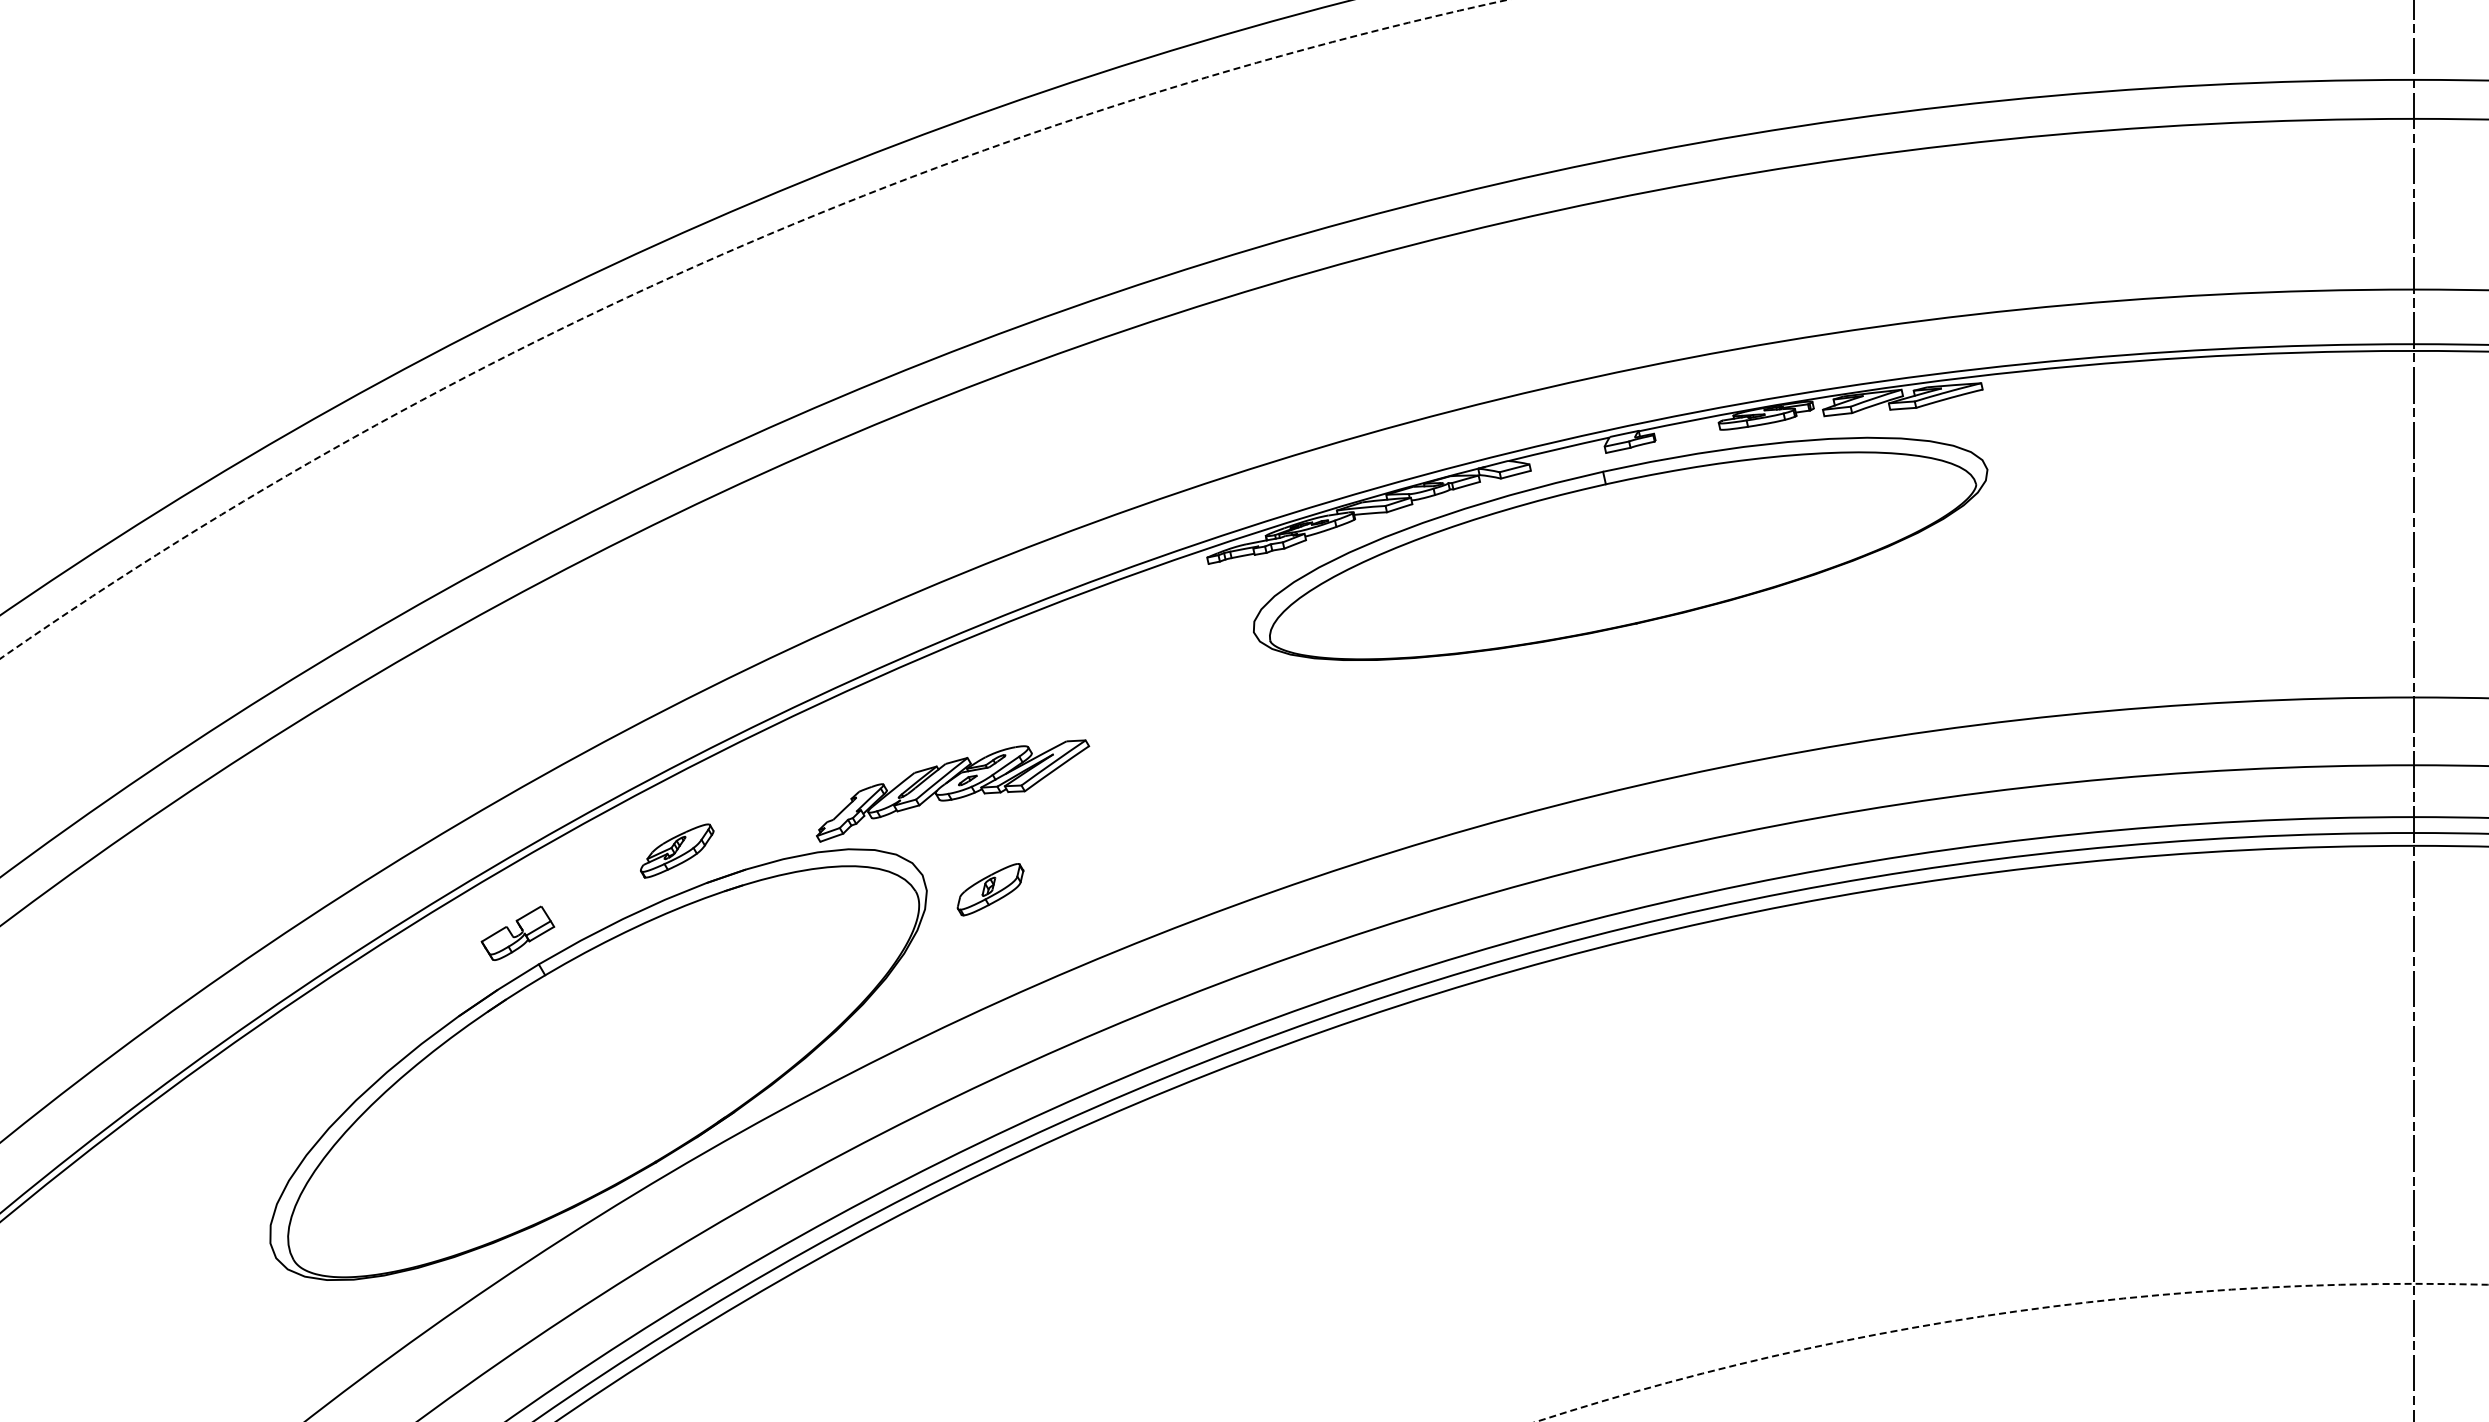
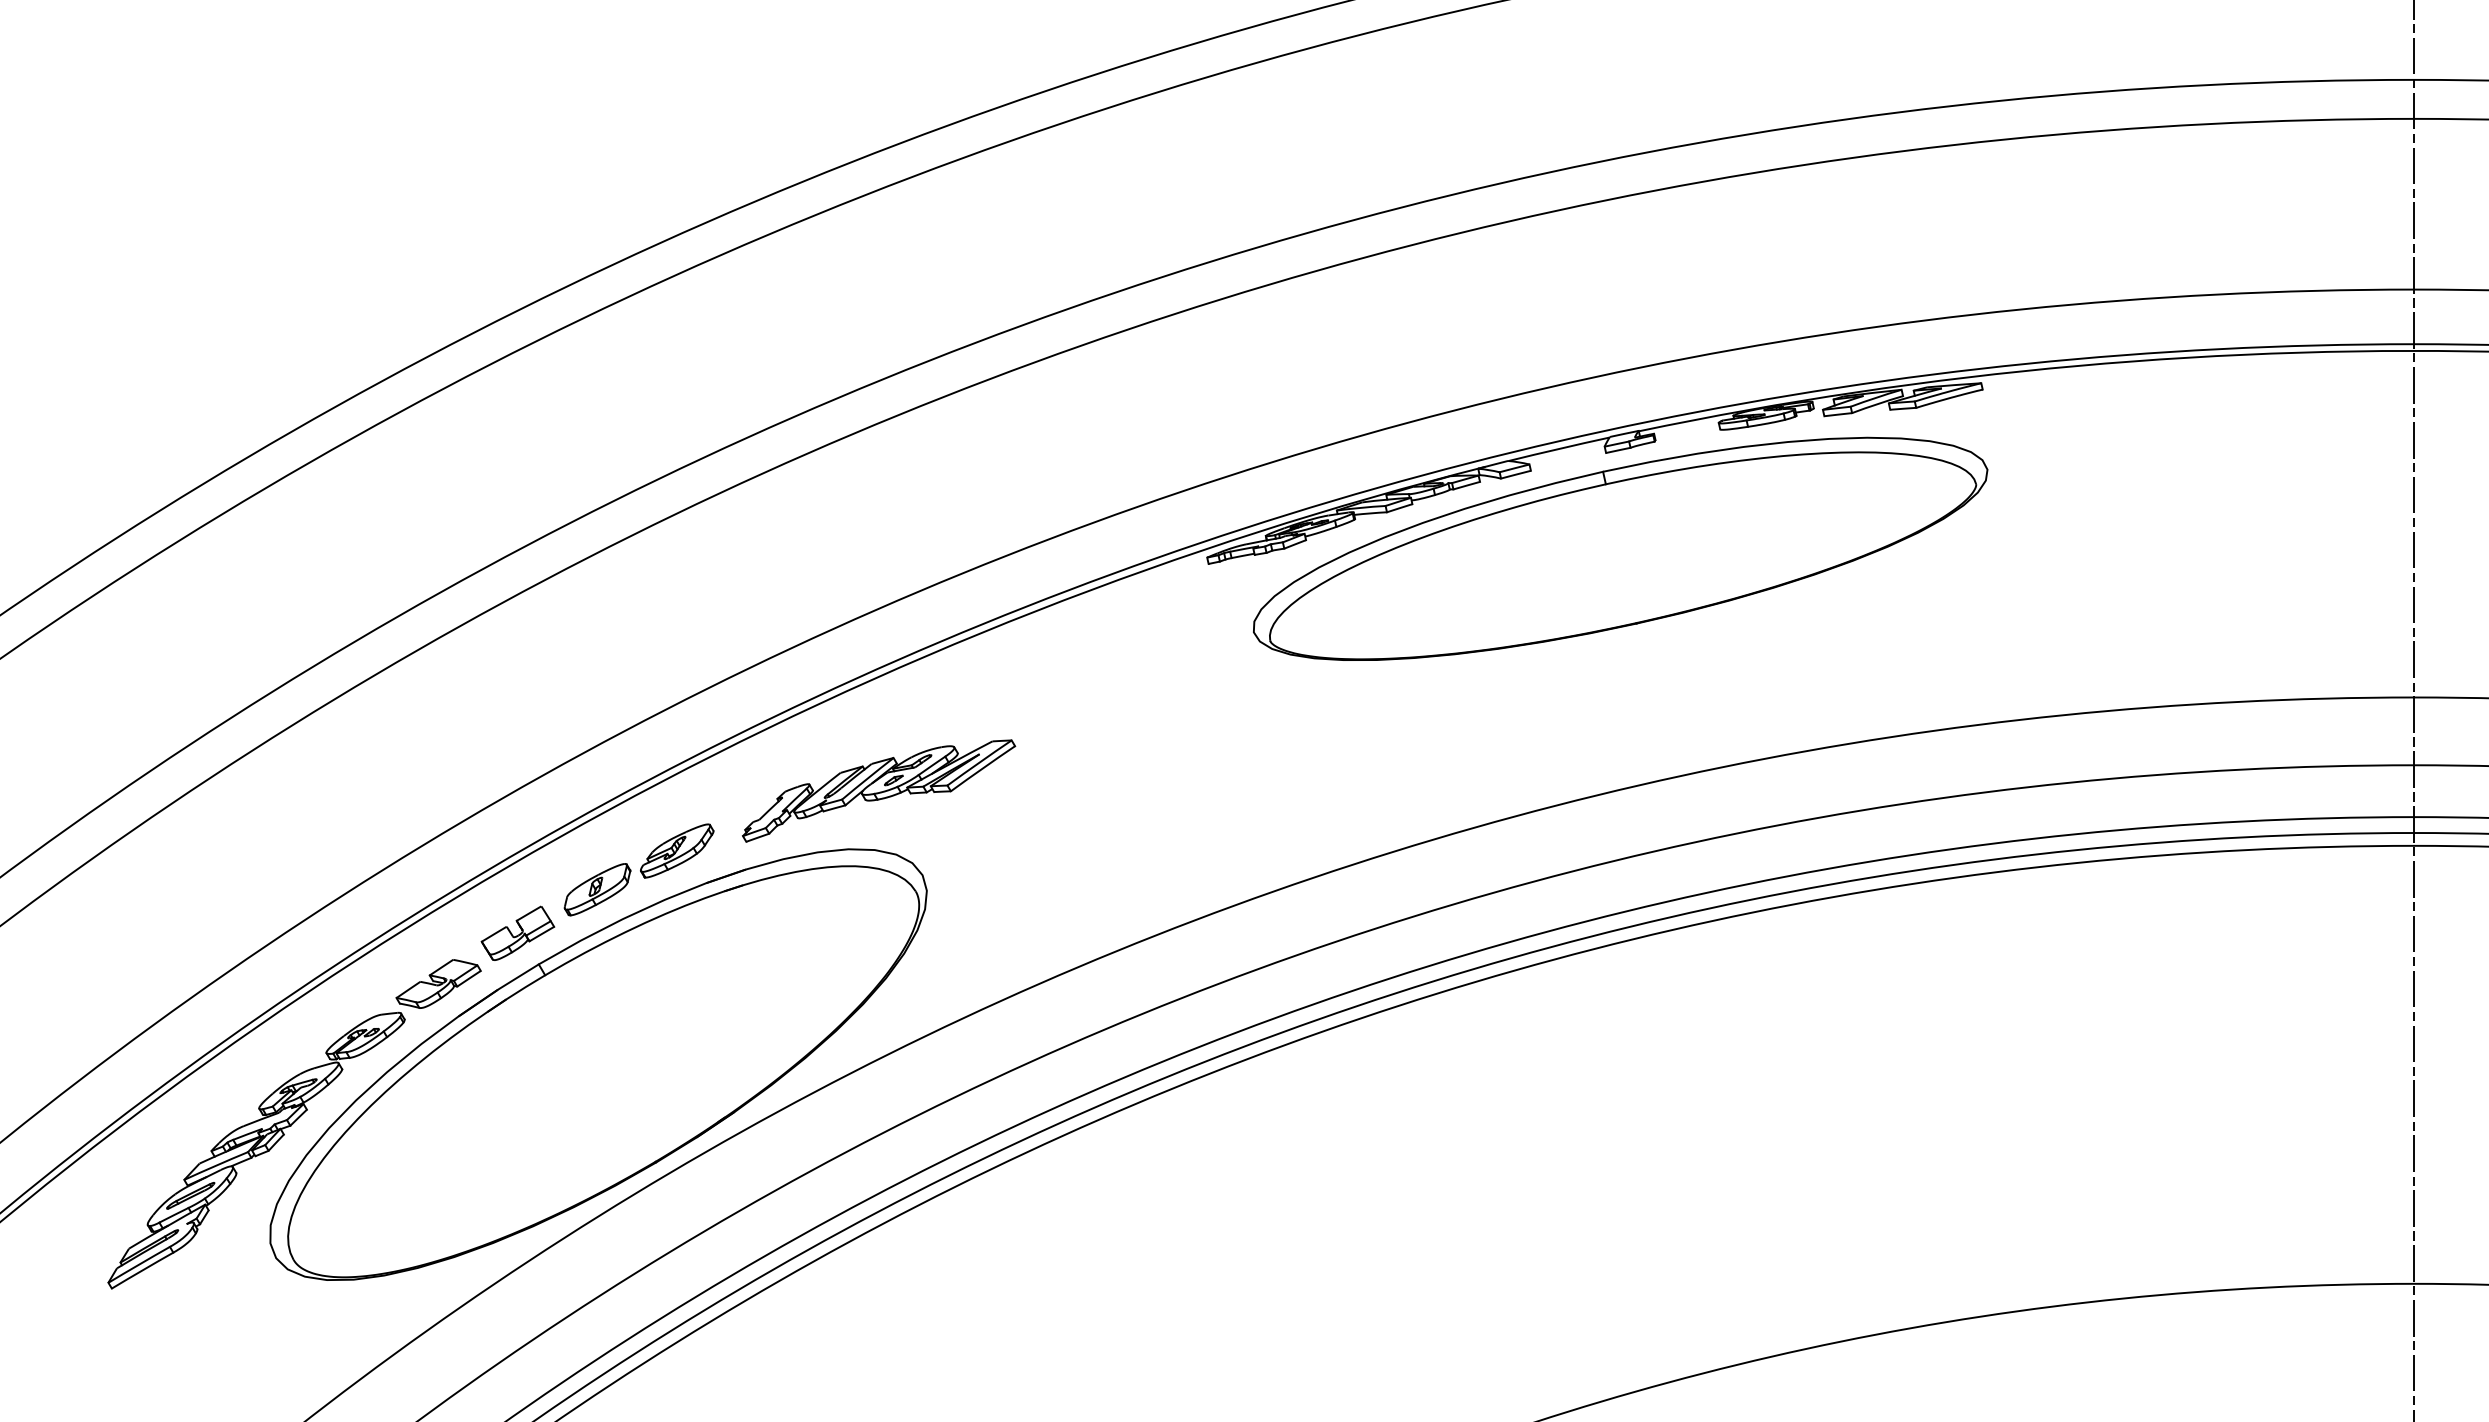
circle: dashed -> solid (753, 329)
part position: (953, 790) -> (879, 790) (879, 790)
part position: (990, 889) -> (597, 889) (597, 889)
part: none -> present (294, 1124)
circle: dashed -> solid (2012, 1352)
